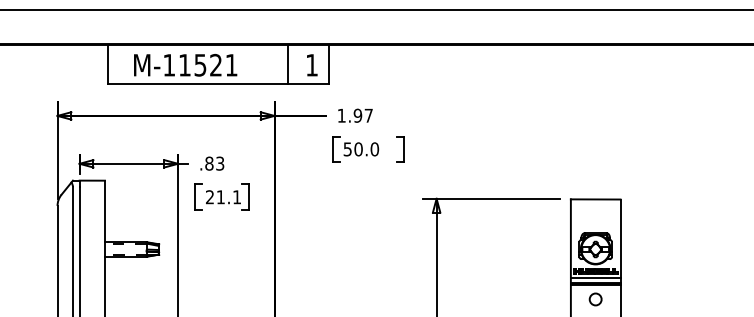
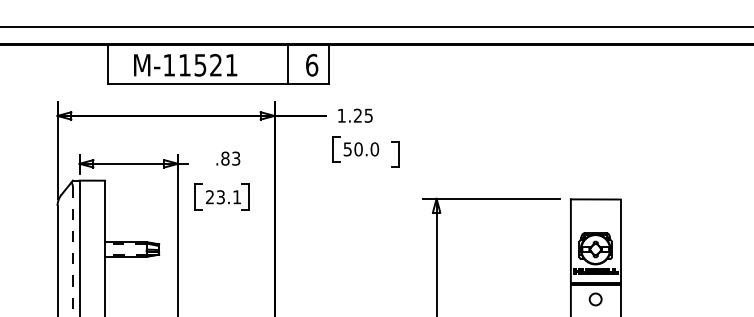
line position: (376, 9) -> (376, 26) (376, 26)
text: 1 -> 6 (312, 64)
text: 1.97 -> 1.25 (362, 115)
part position: (400, 149) -> (395, 154) (395, 154)
text position: (212, 163) -> (228, 158) (228, 158)
text: 21.1 -> 23.1 (220, 197)
line: solid -> dashed (72, 252)
line: present -> none (595, 277)
